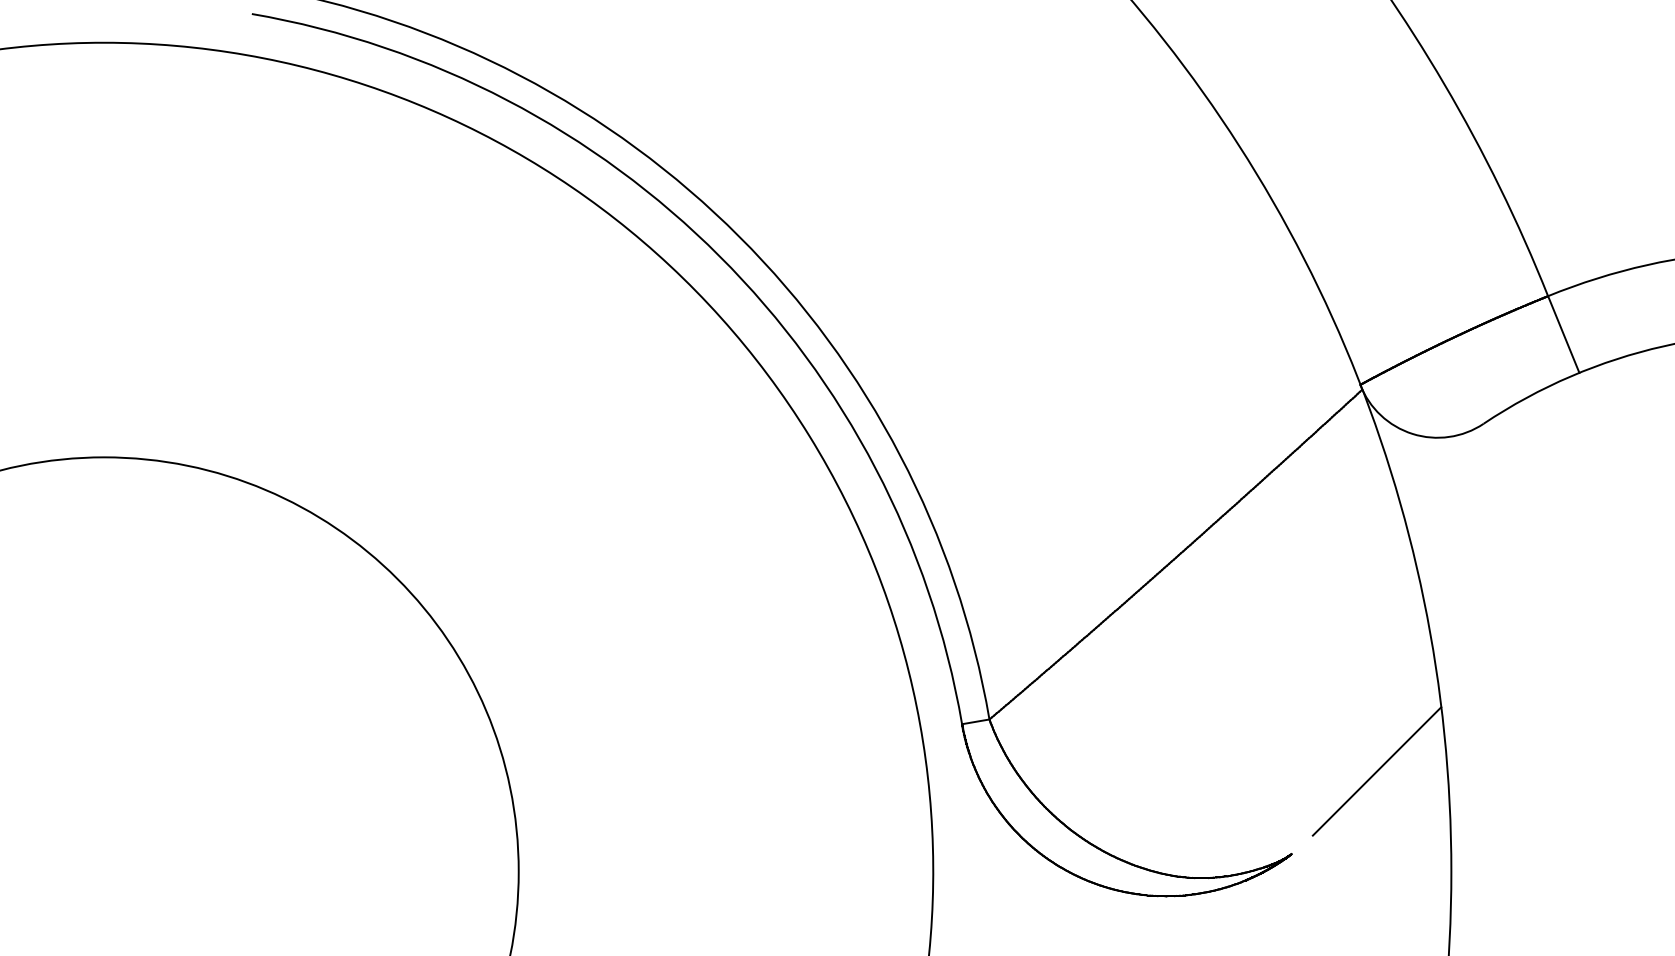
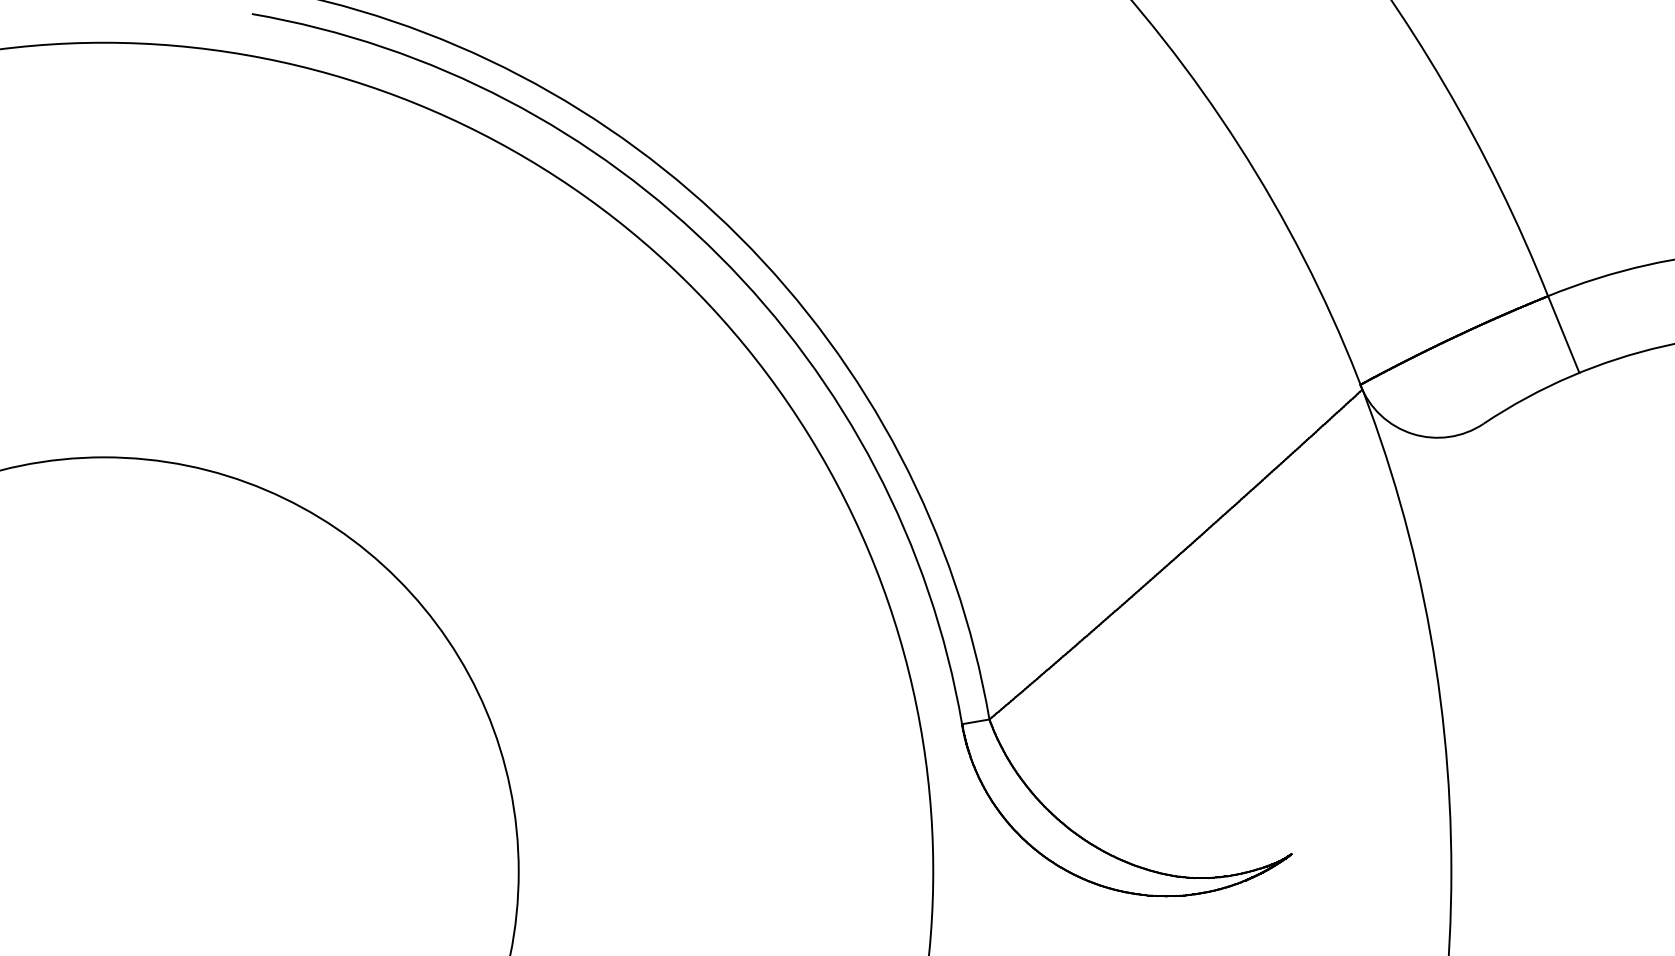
line: present -> none (1376, 771)
